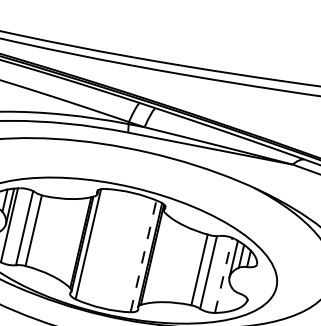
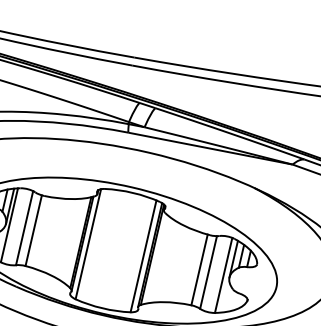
line: dashed -> solid (143, 255)
line: dashed -> solid (223, 275)
